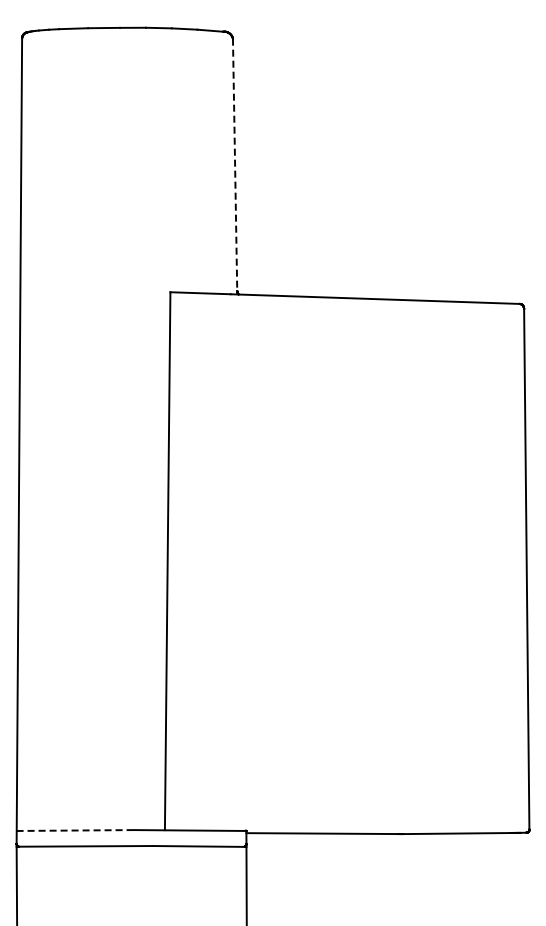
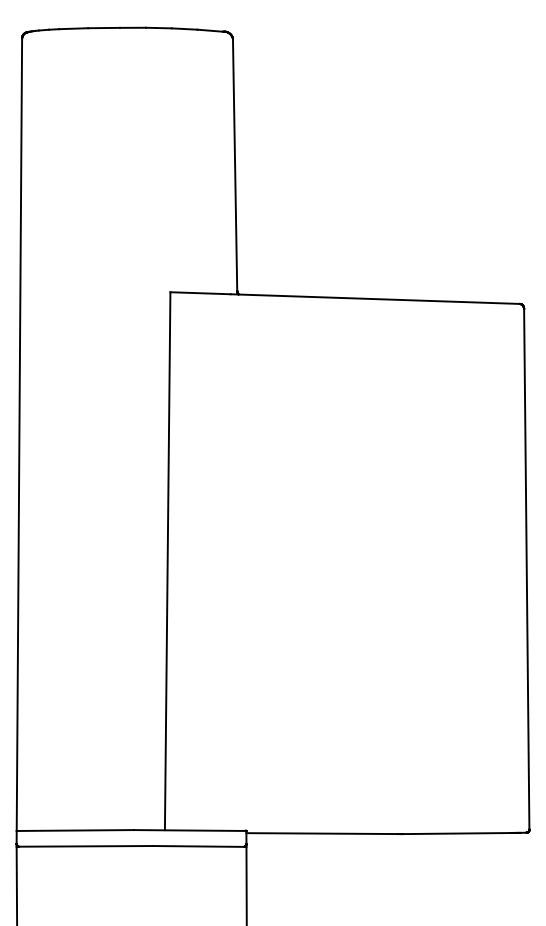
line: dashed -> solid (235, 165)
line: dashed -> solid (75, 830)
